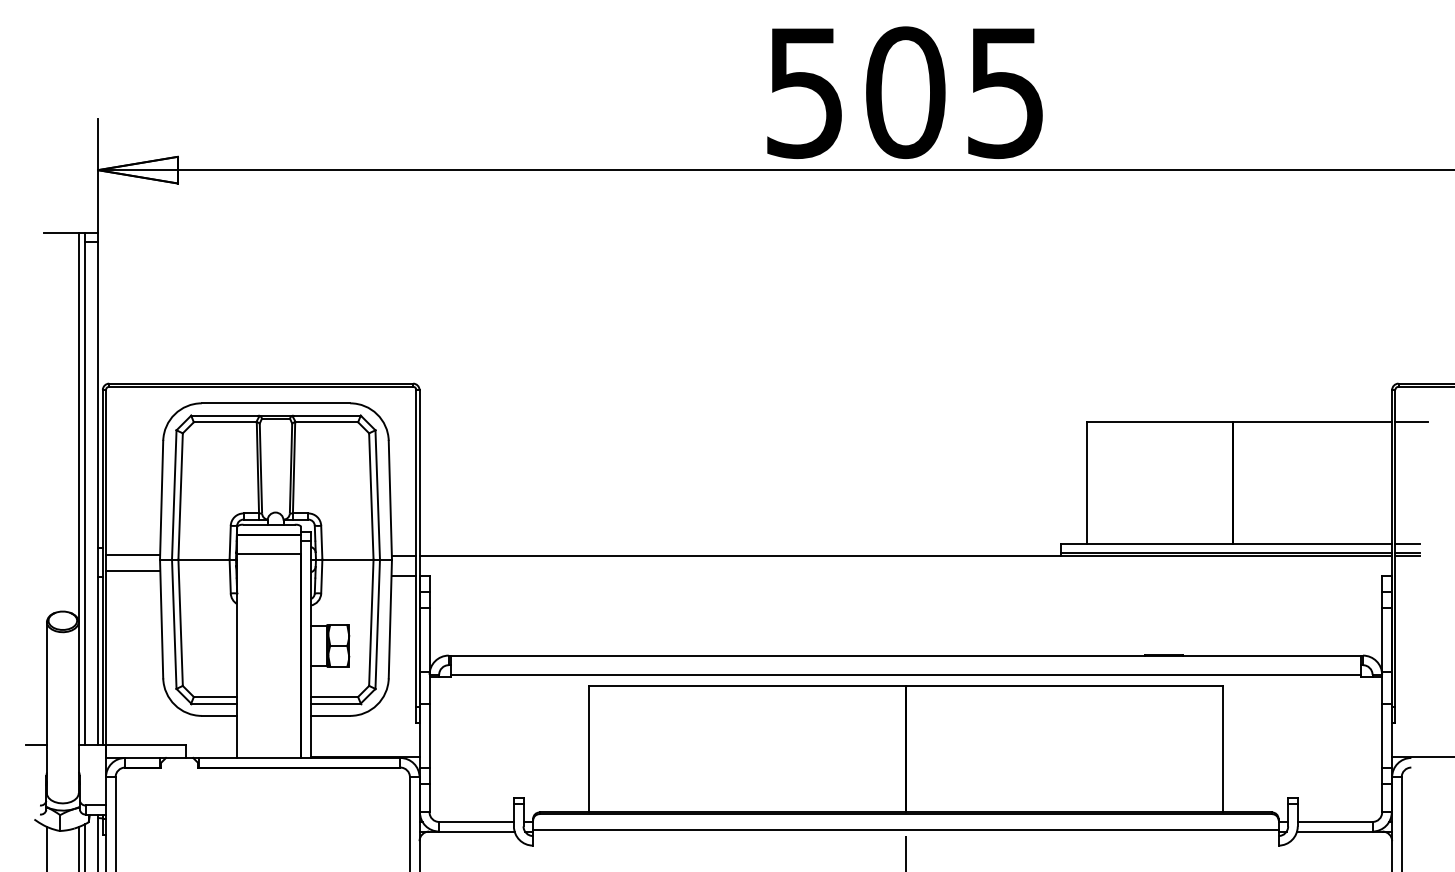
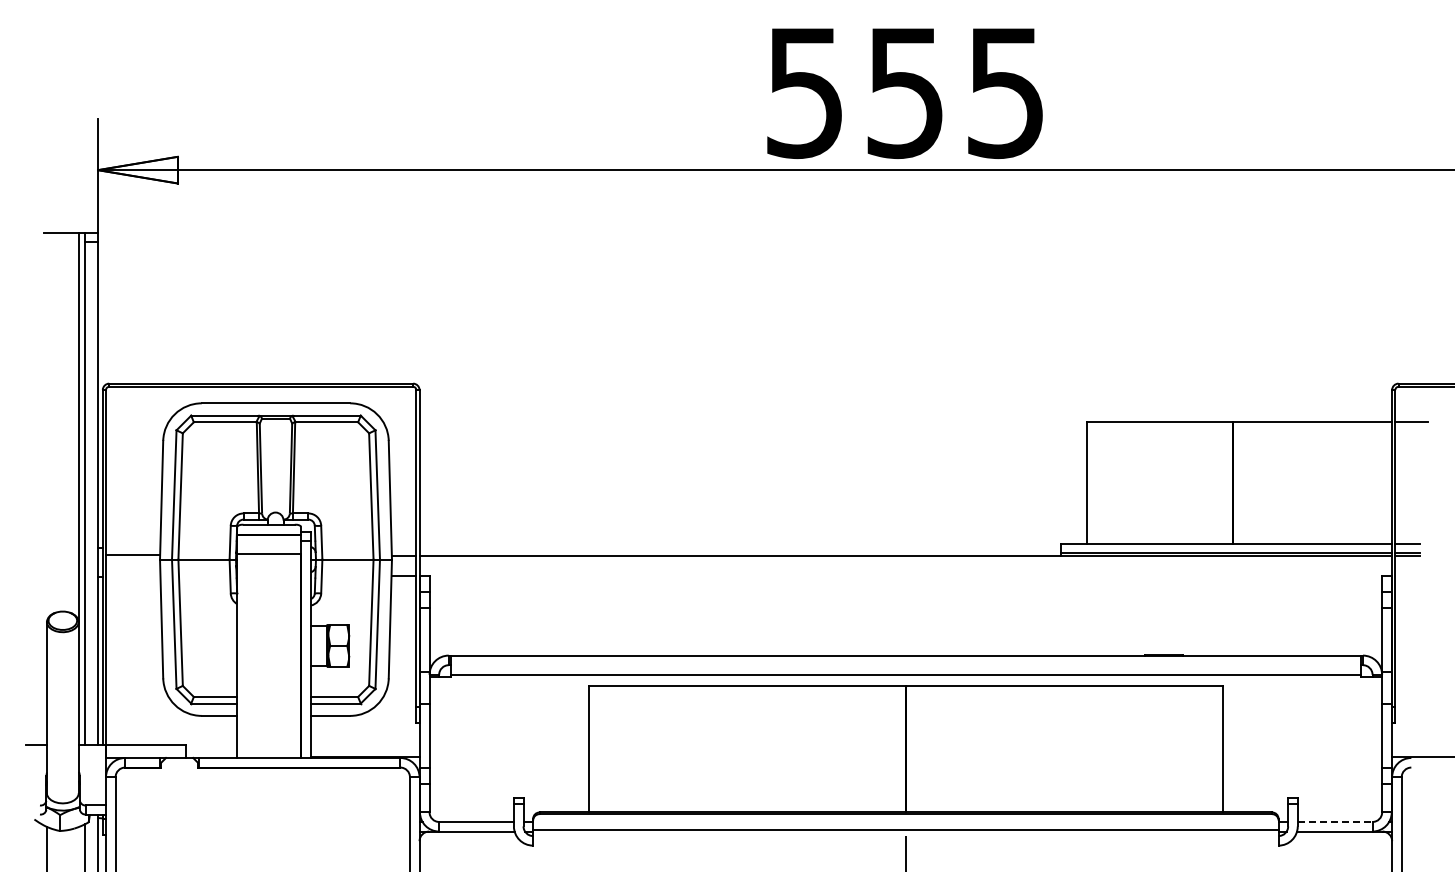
text: 505 -> 555 (905, 92)
line: present -> none (133, 570)
line: solid -> dashed (1335, 821)
line: present -> none (78, 847)
